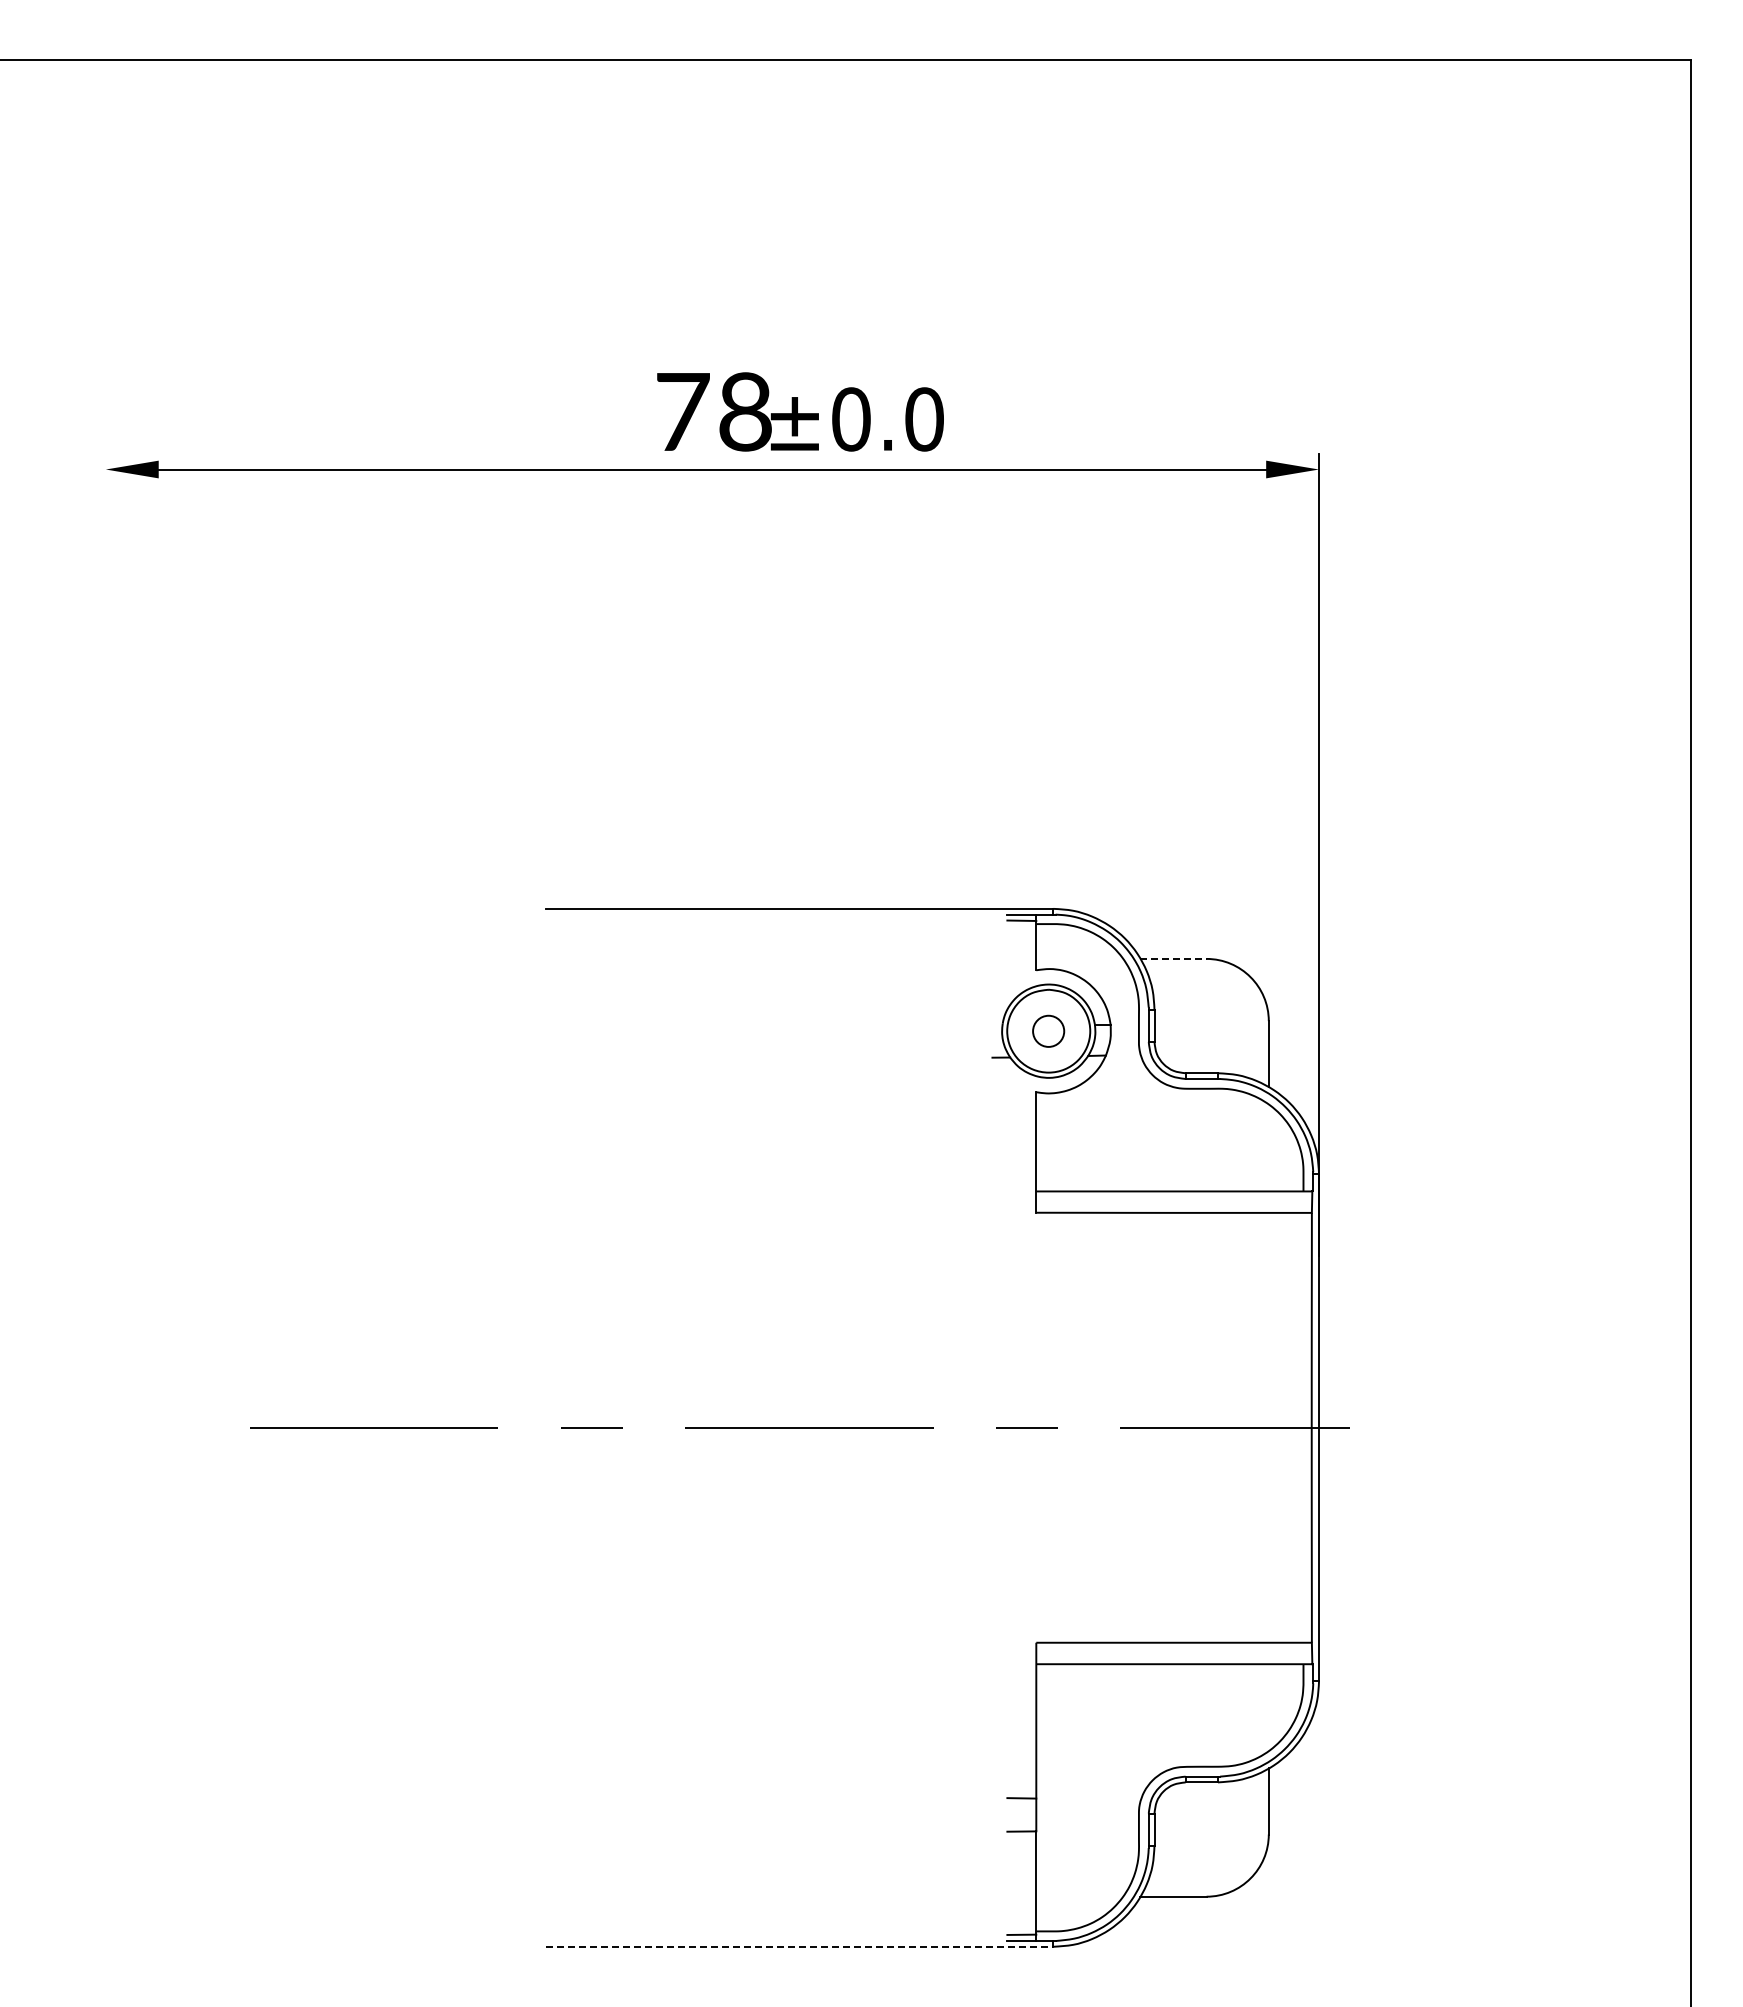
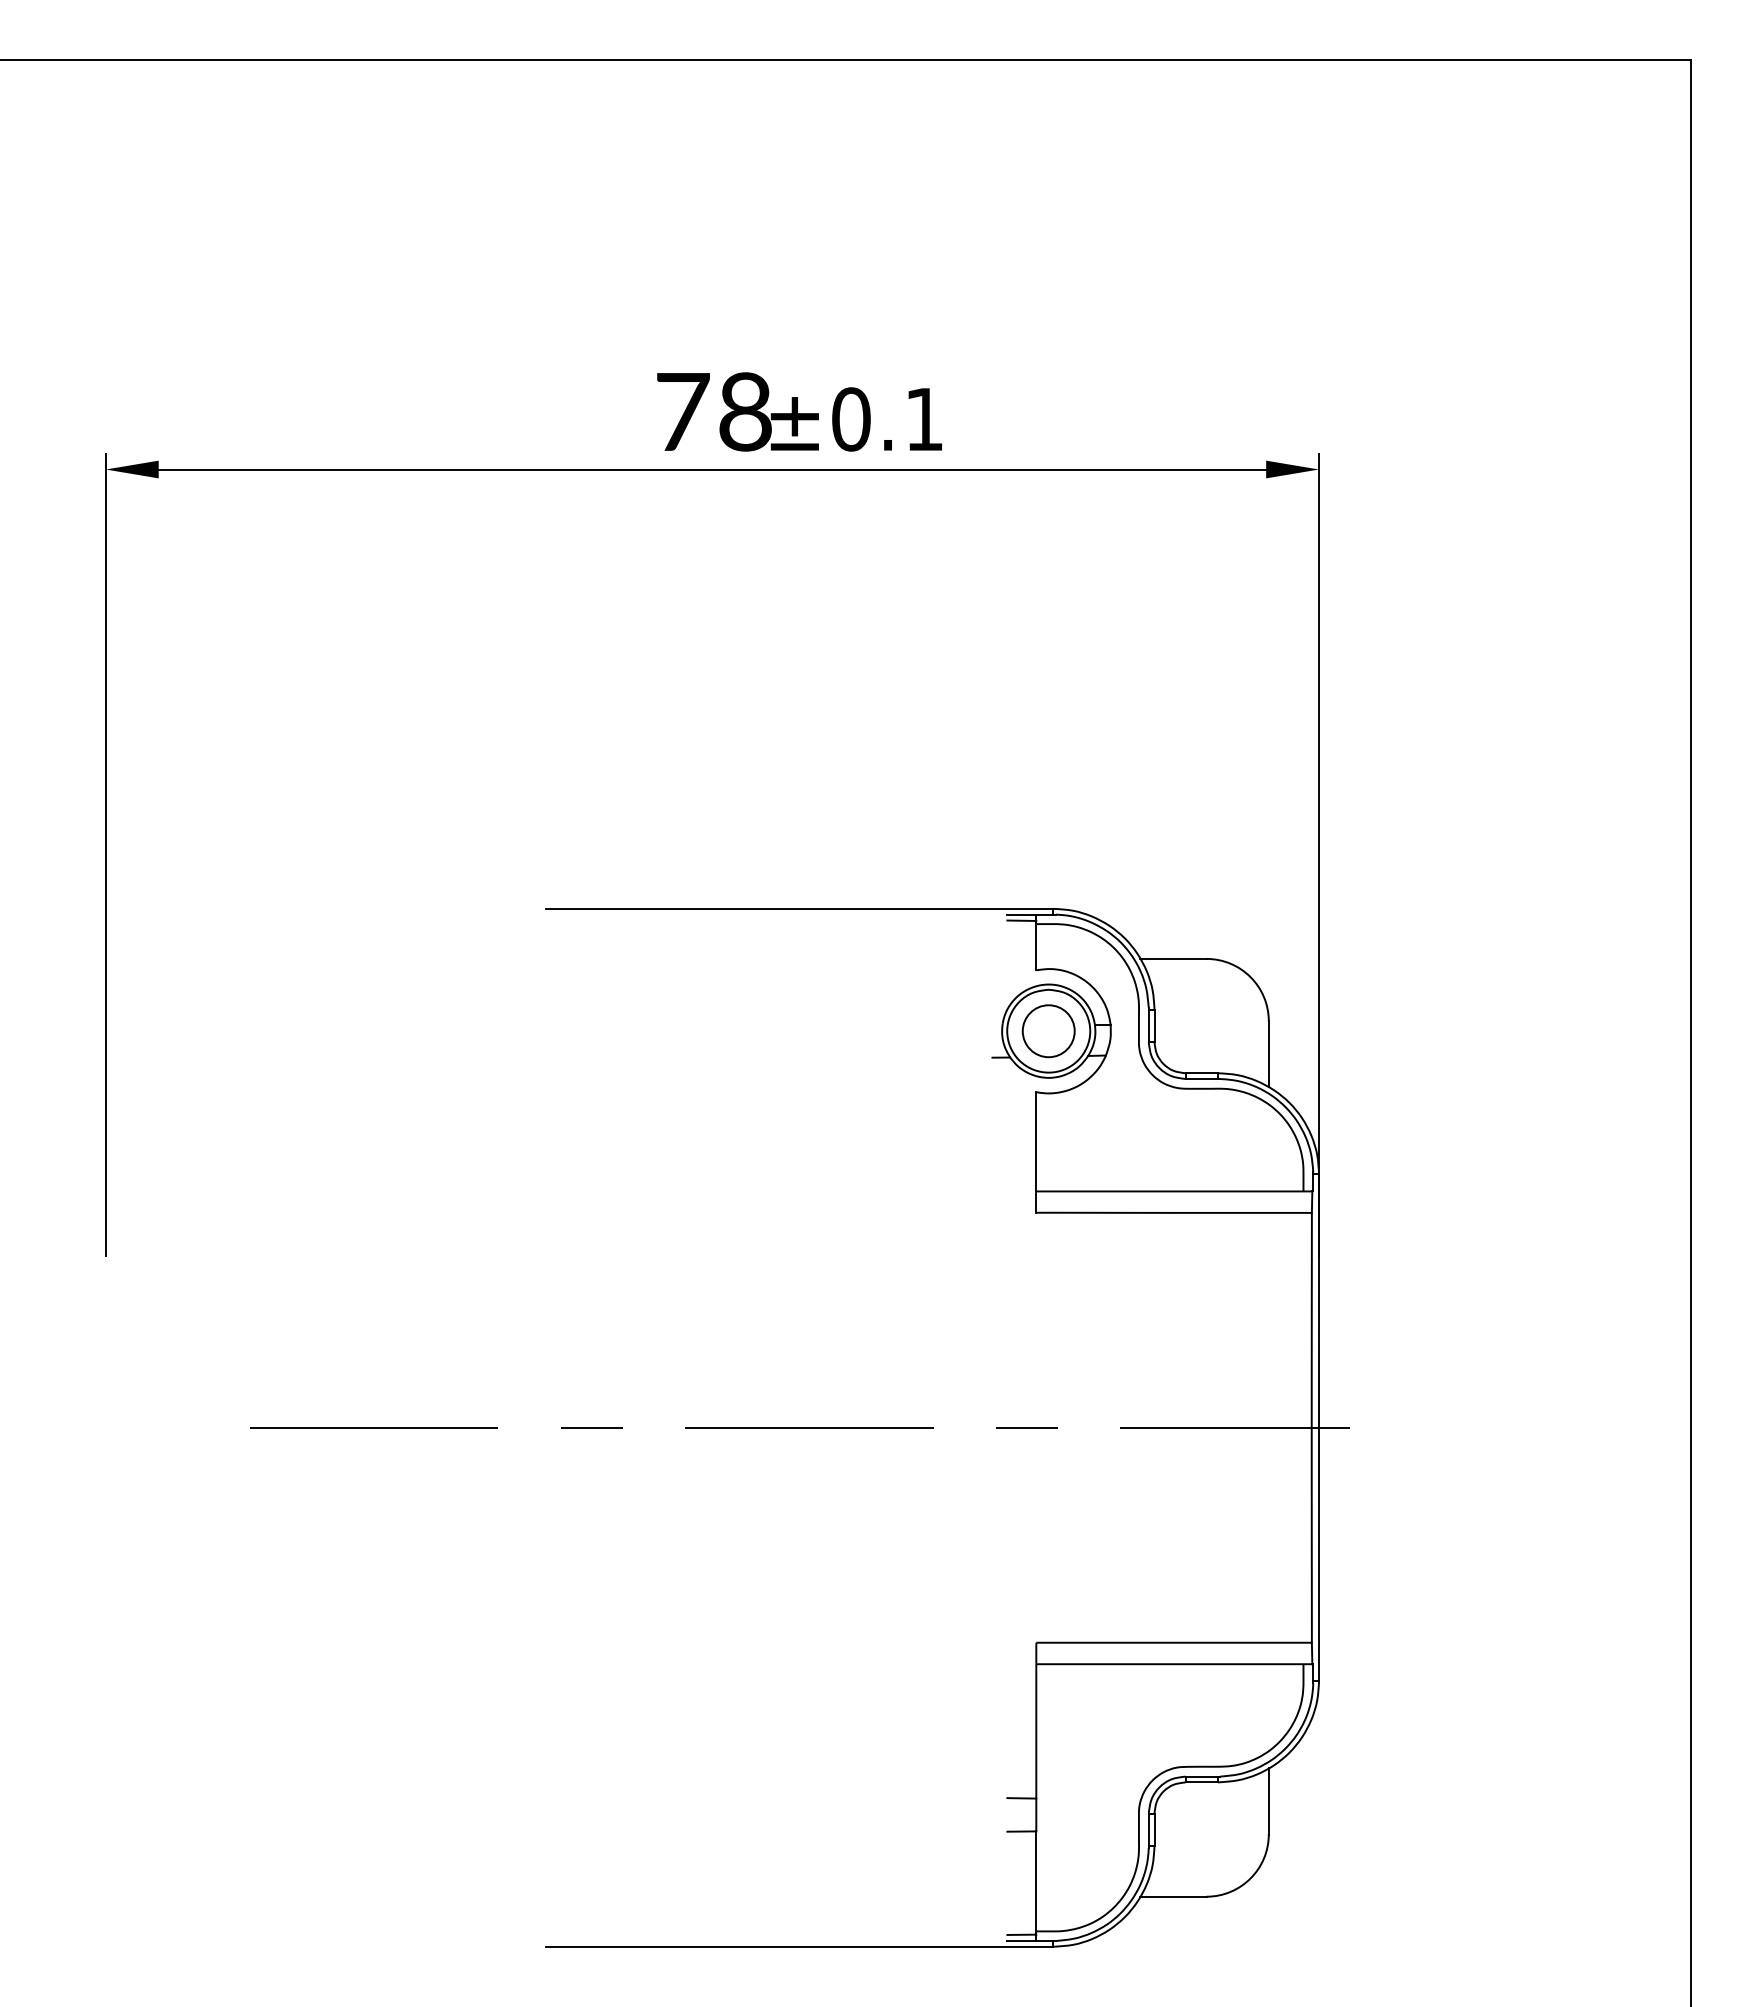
text: ±0.0 -> ±0.1 (924, 419)
line: none -> present (105, 854)
line: dashed -> solid (1173, 958)
circle size: 34x34 px -> 55x55 px (1048, 1031)
line: dashed -> solid (800, 1946)
